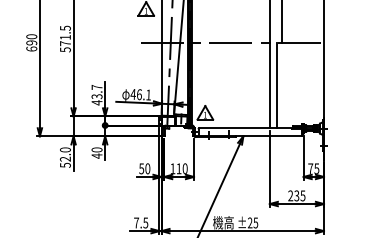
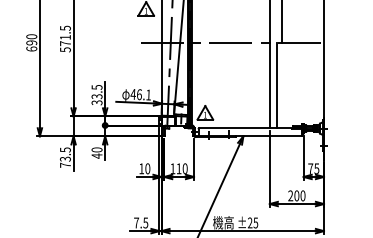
text: 43.7 -> 33.5 (96, 95)
text: 52.0 -> 73.5 (65, 157)
text: 50 -> 10 (141, 168)
text: 235 -> 200 (299, 195)
